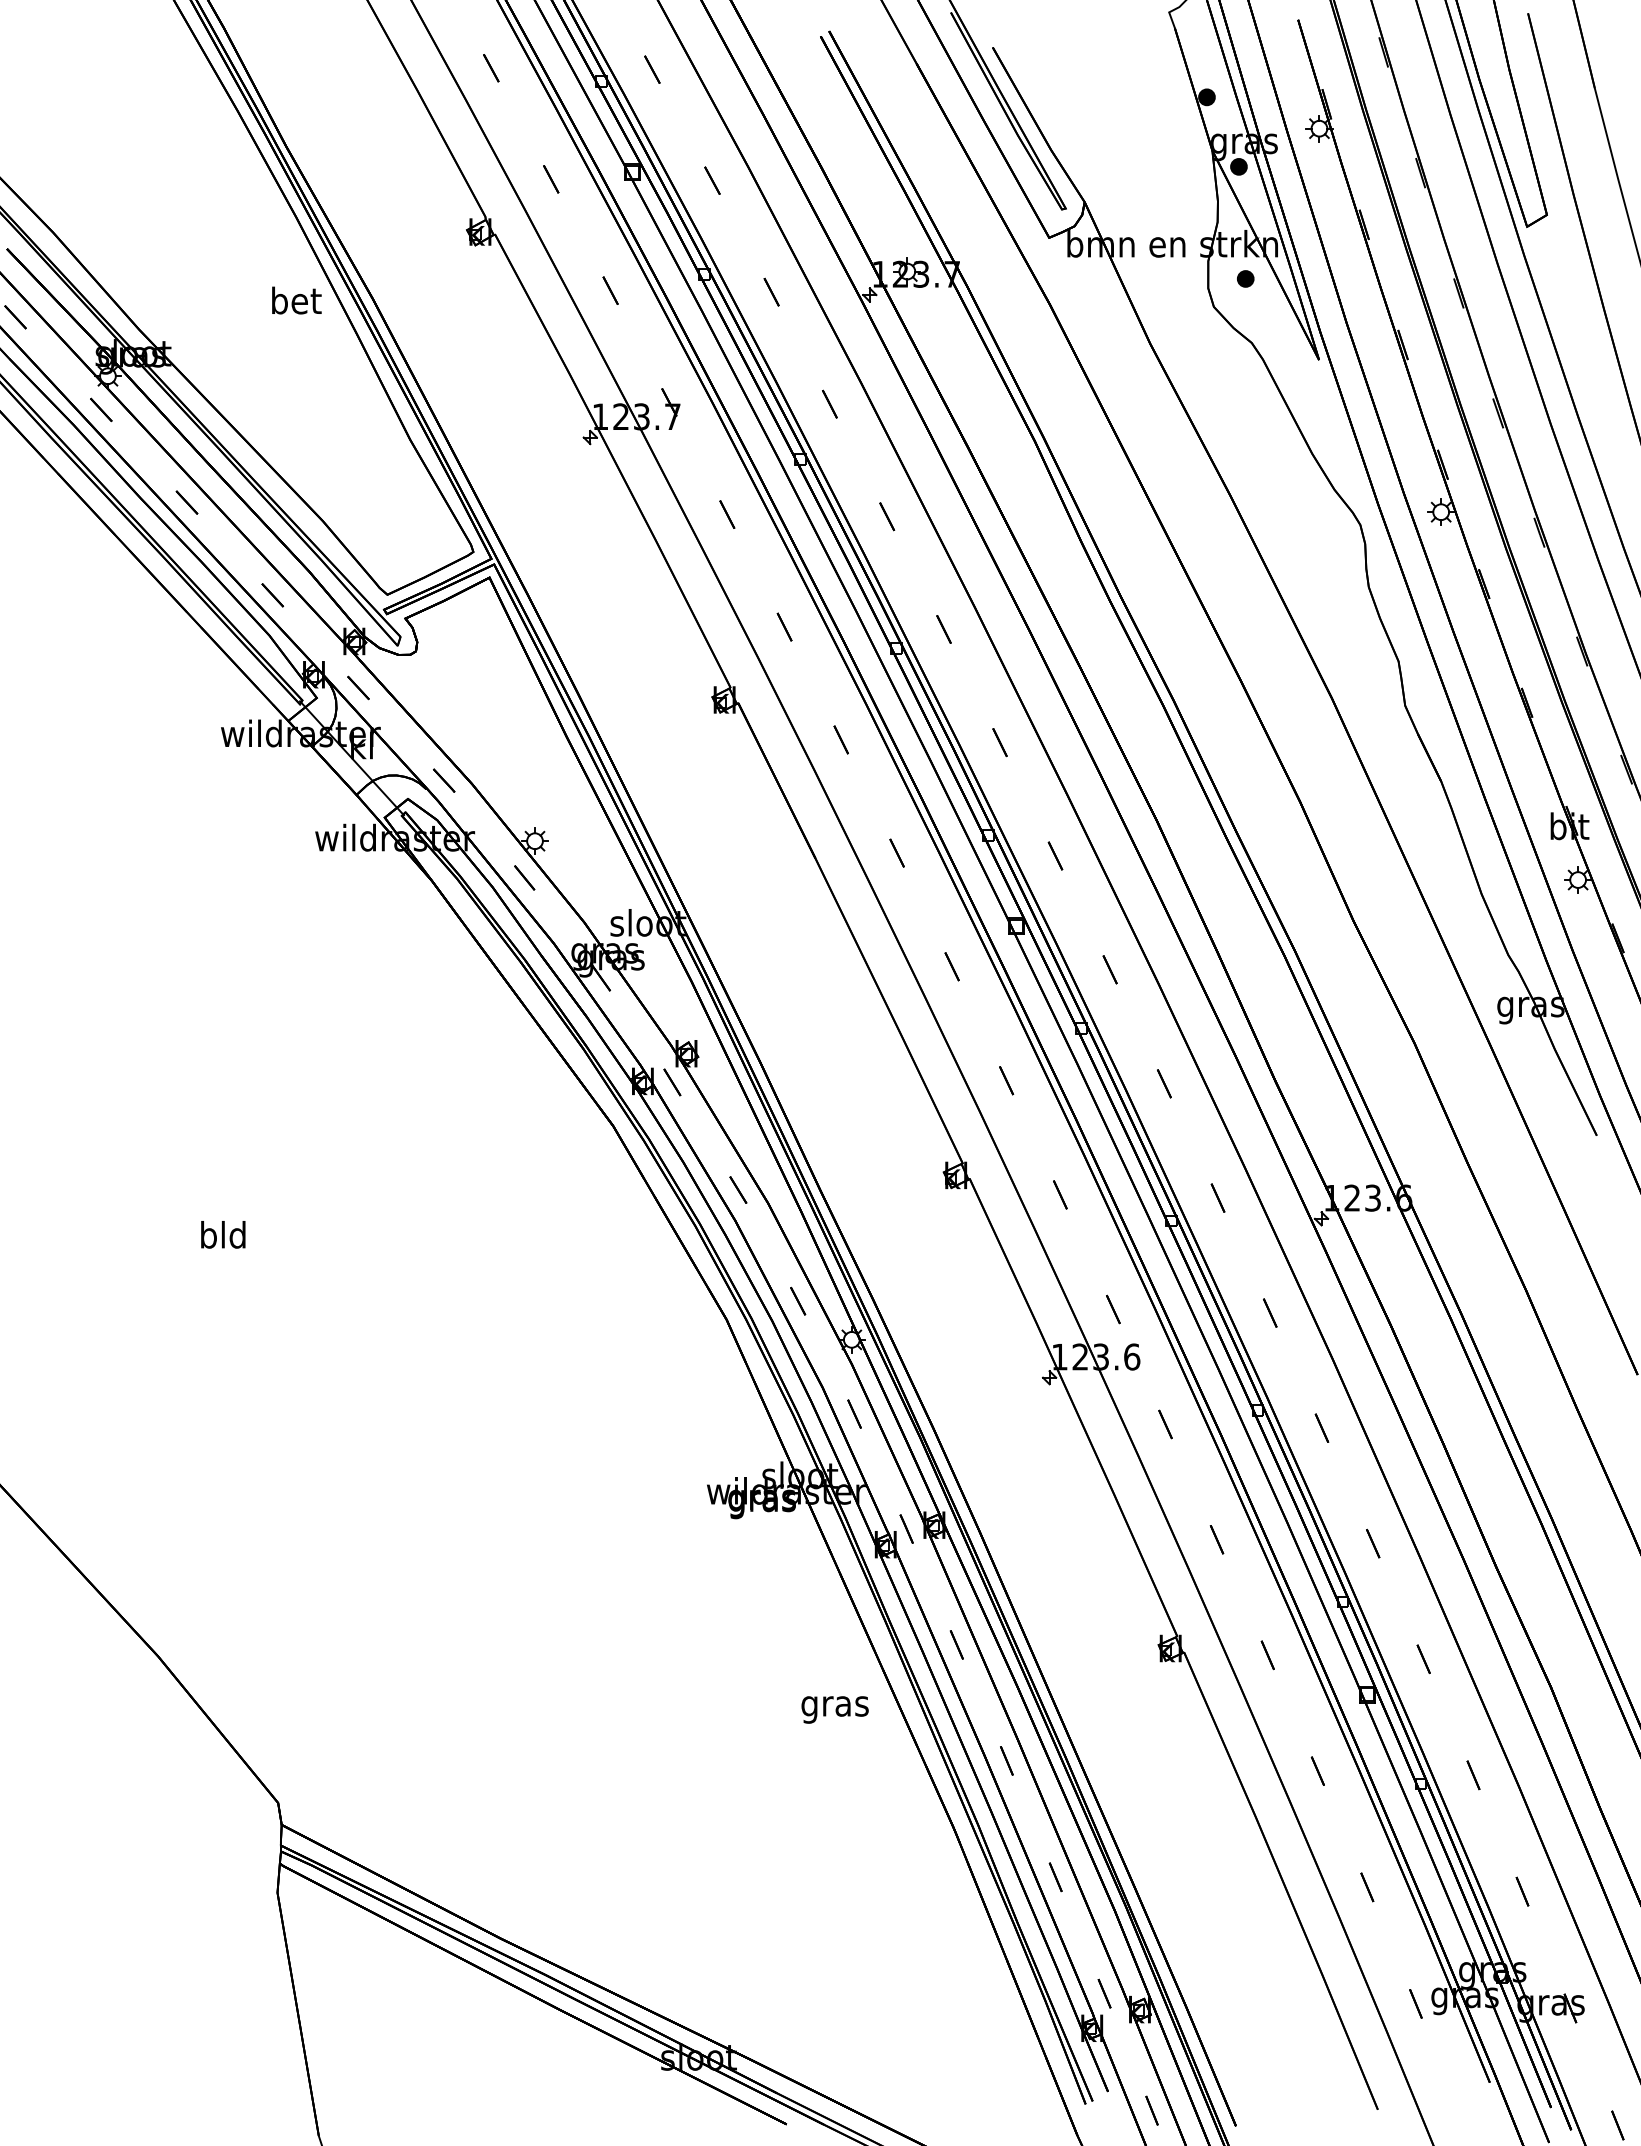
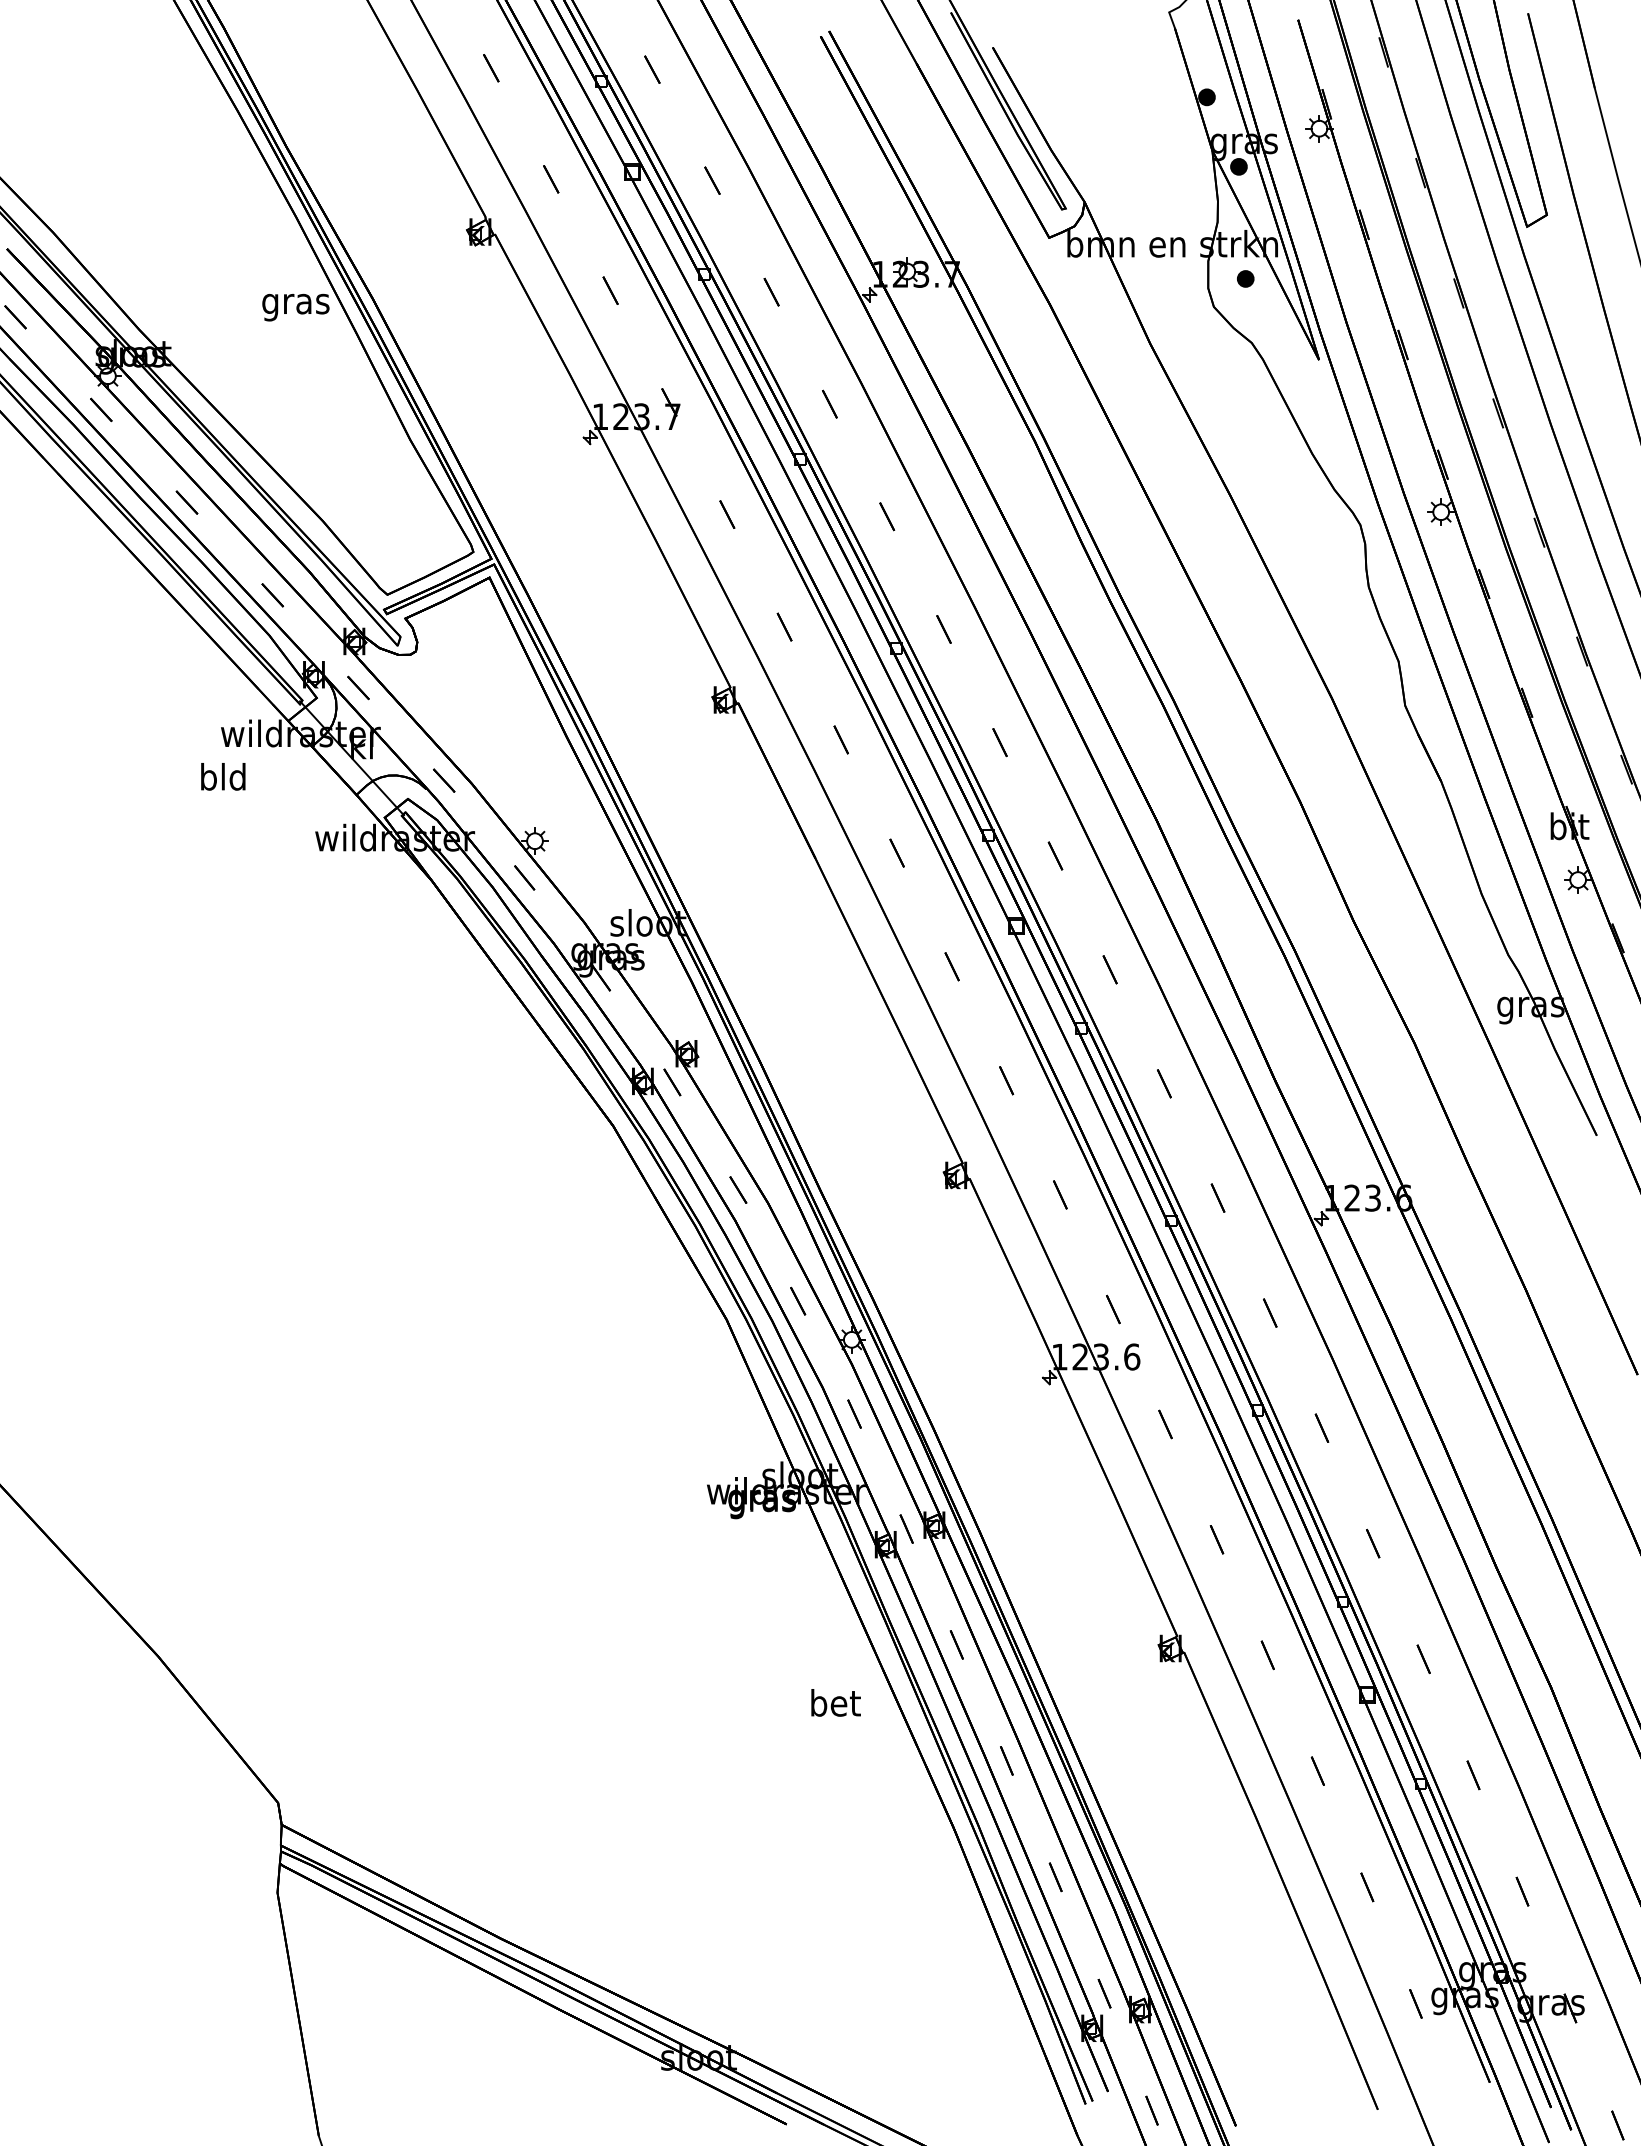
text: bet -> gras (295, 303)
text position: (223, 1234) -> (223, 776) (223, 776)
text: gras -> bet (834, 1706)
